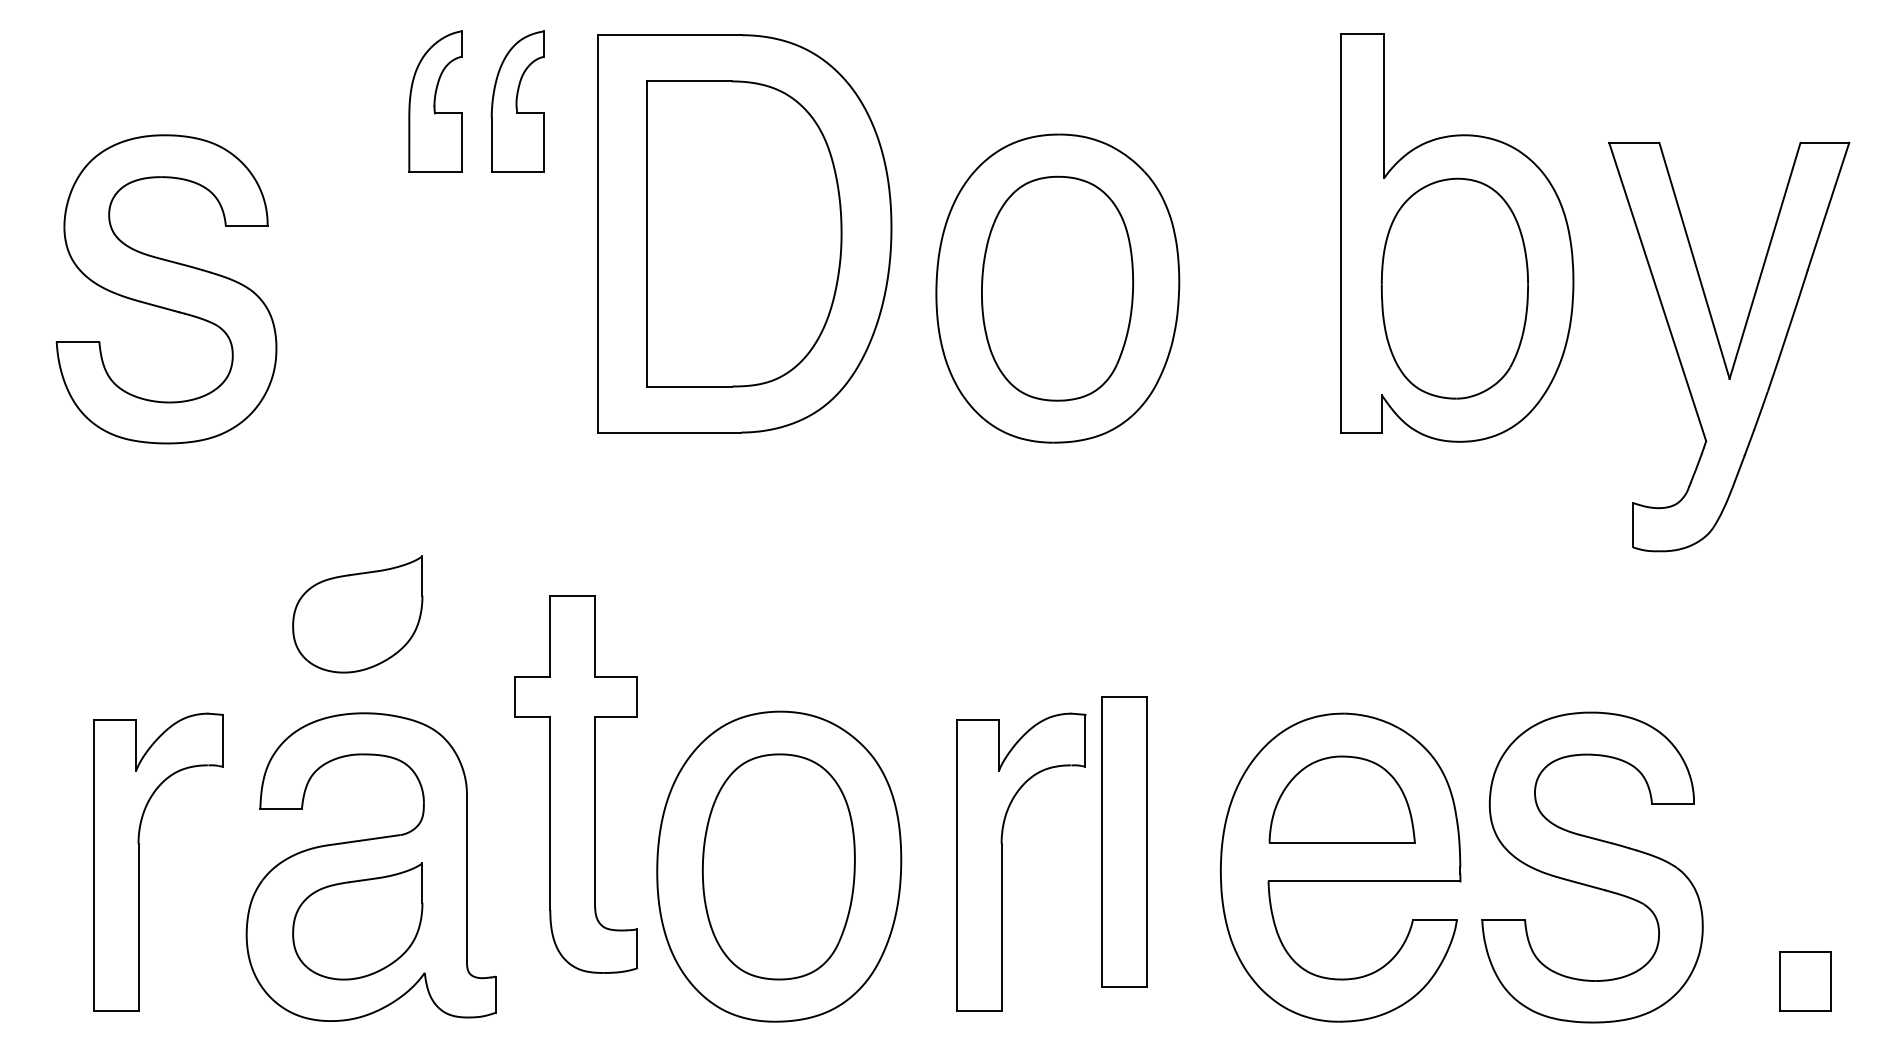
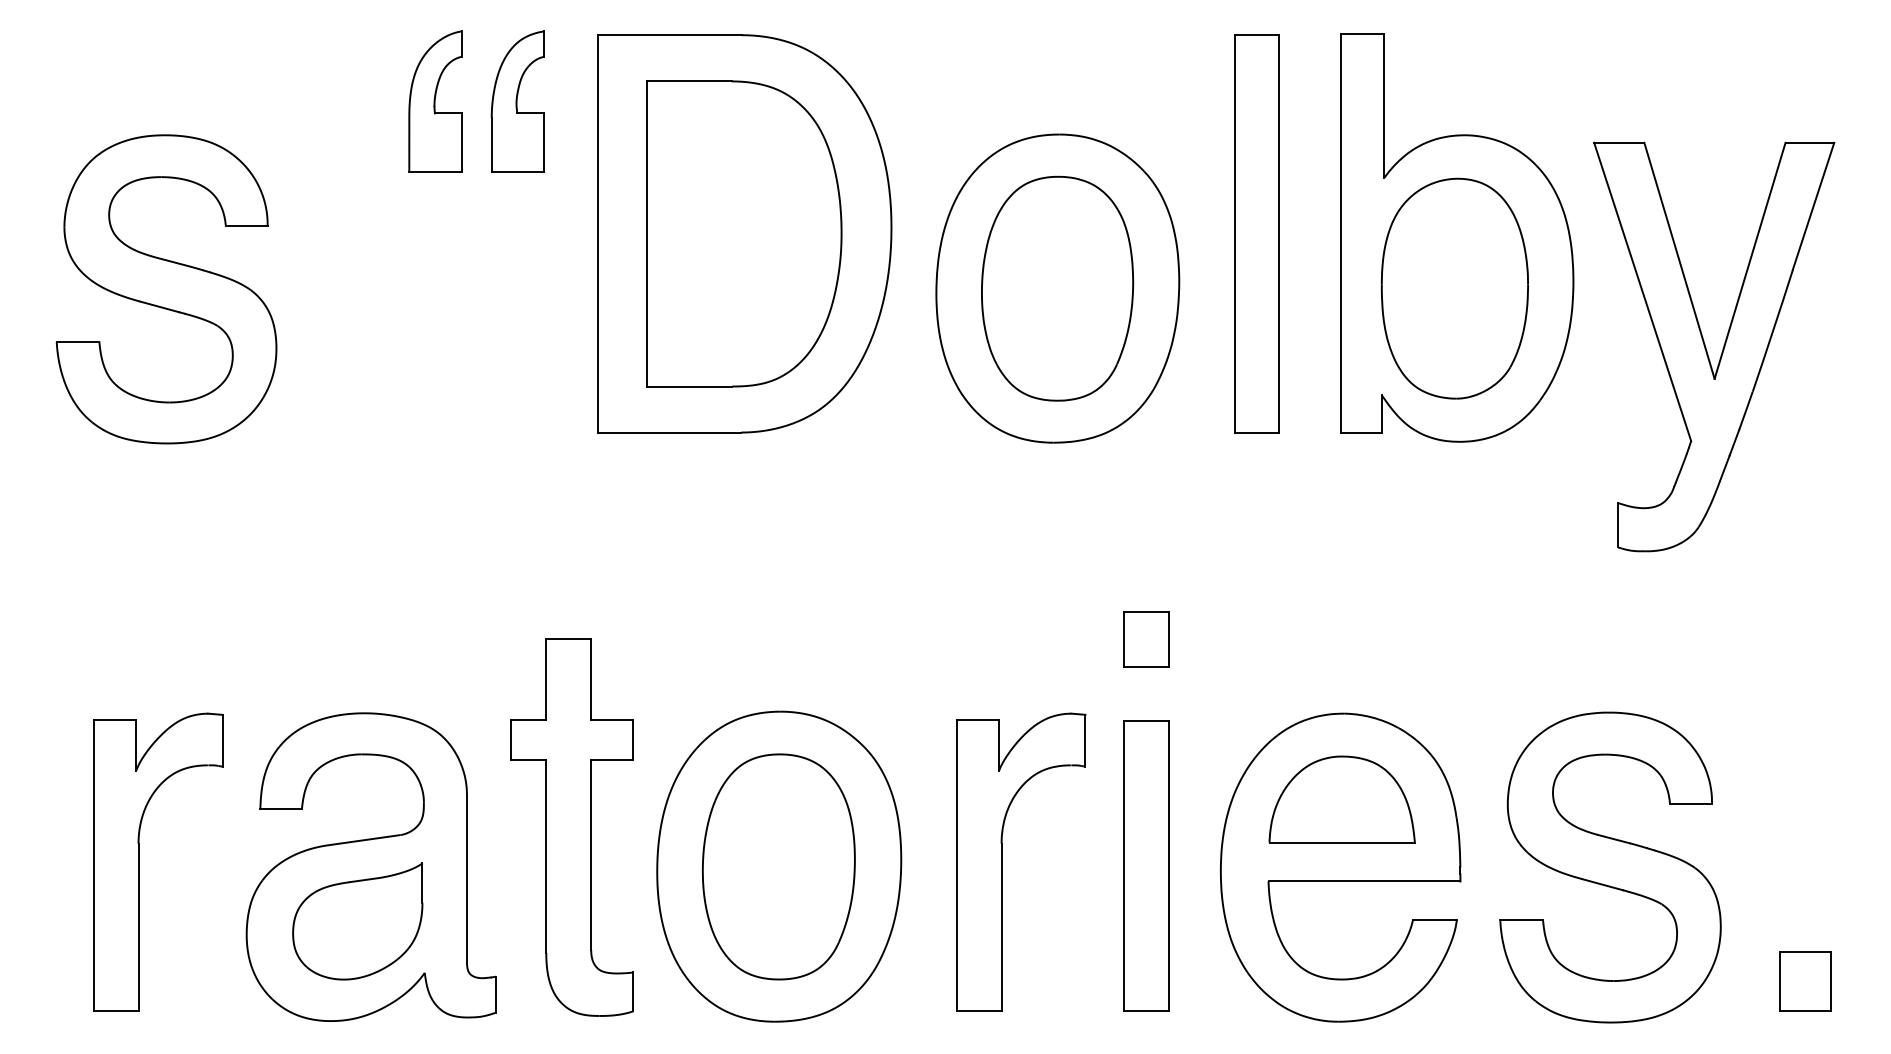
part: none -> present (1256, 233)
part position: (1721, 347) -> (1706, 347) (1706, 347)
part: present -> none (357, 614)
part: none -> present (1146, 639)
part position: (575, 784) -> (571, 827) (571, 827)
part position: (1124, 841) -> (1146, 865) (1146, 865)
part position: (1592, 867) -> (1610, 867) (1610, 867)
